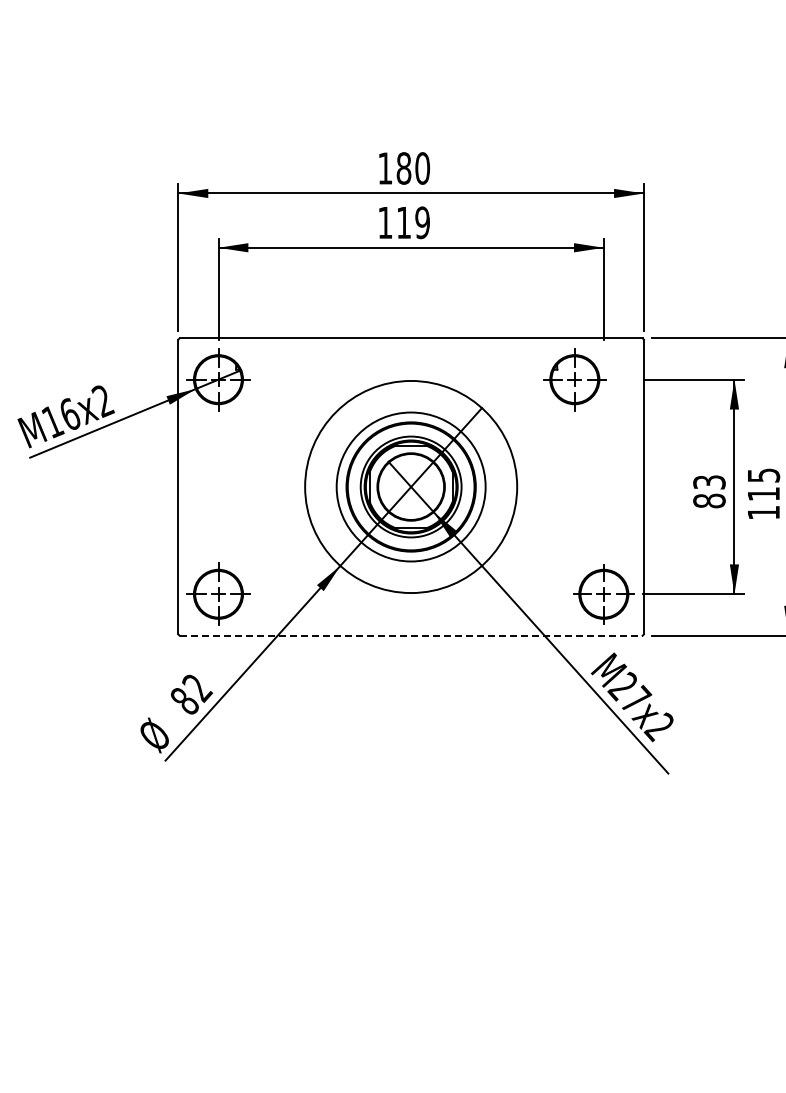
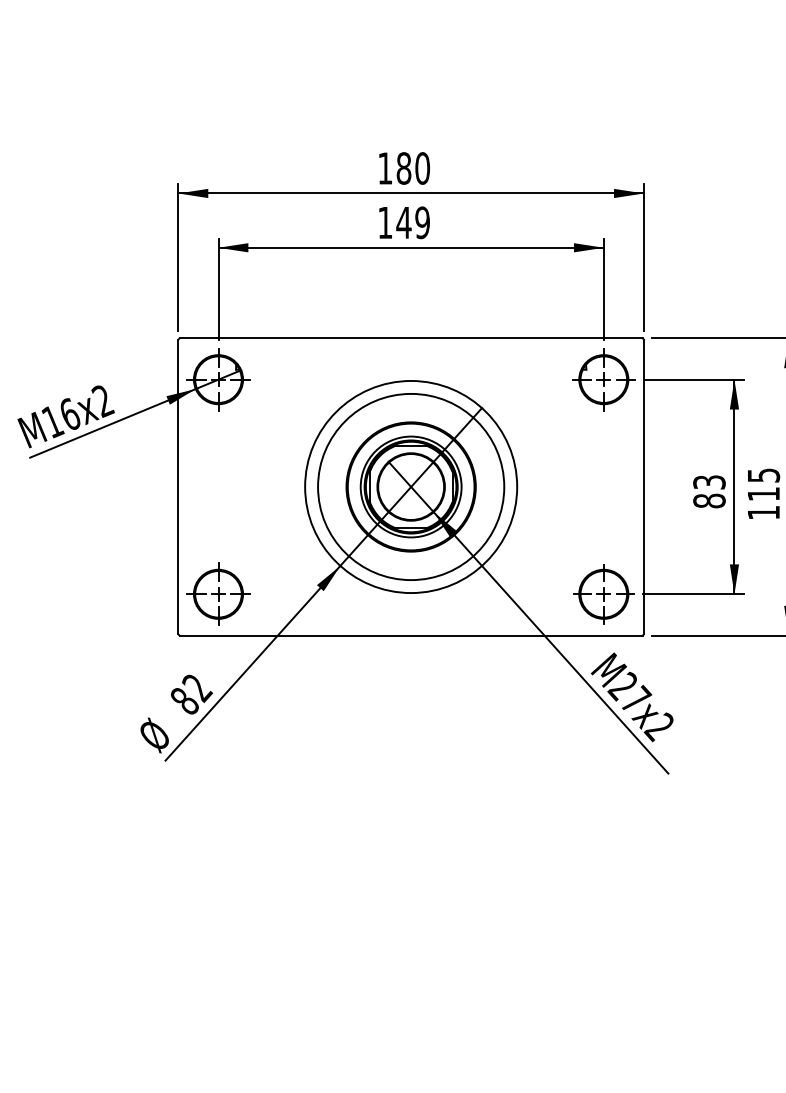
text: 119 -> 149 (403, 222)
part position: (574, 379) -> (603, 379) (603, 379)
circle diameter: 149 px -> 186 px (411, 486)
line: dashed -> solid (411, 635)
